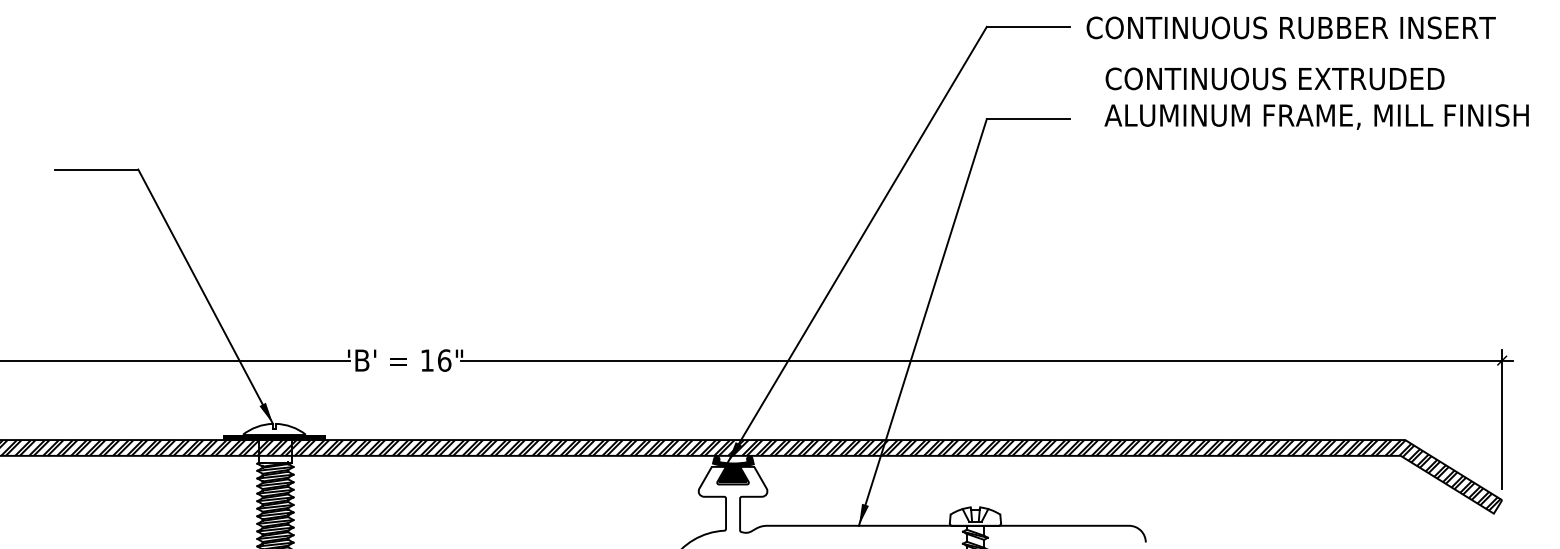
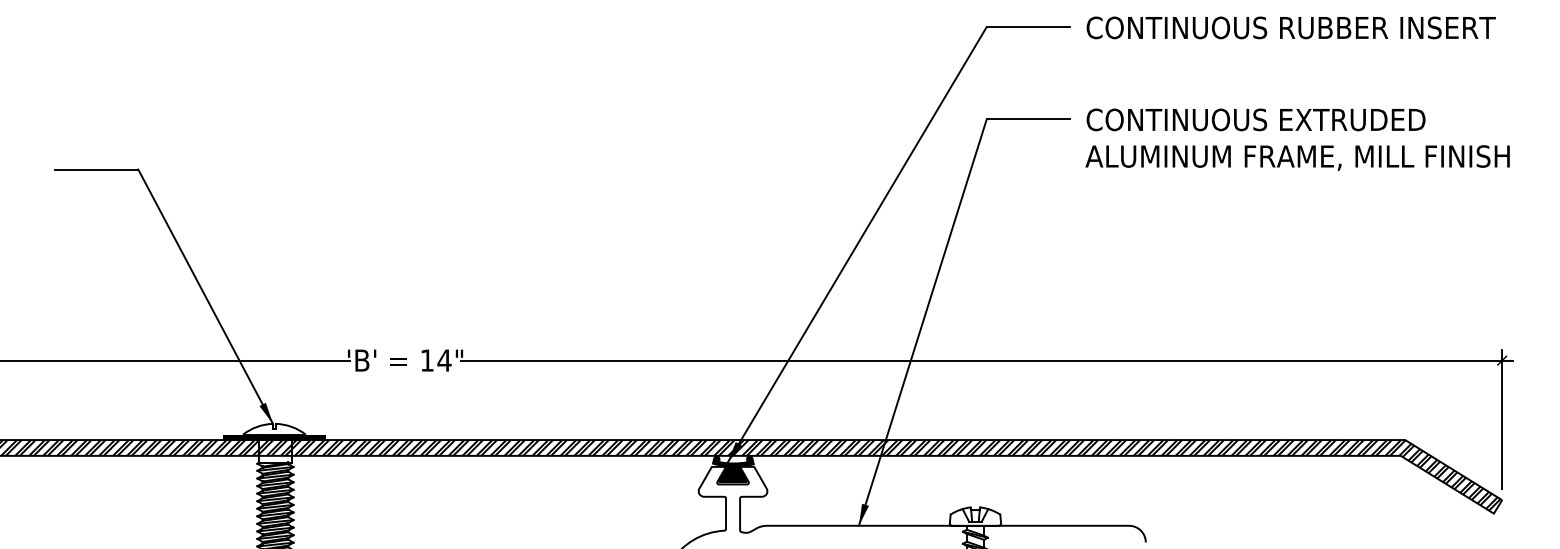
text position: (1316, 98) -> (1297, 139) (1297, 139)
text: 16" -> 14" (444, 360)
